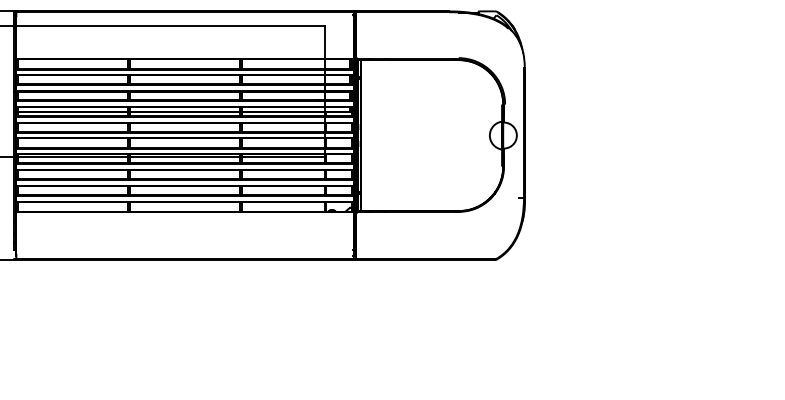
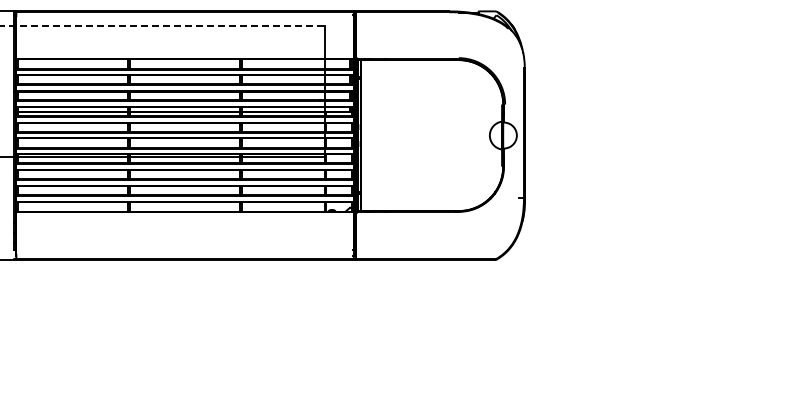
line: solid -> dashed (163, 25)
